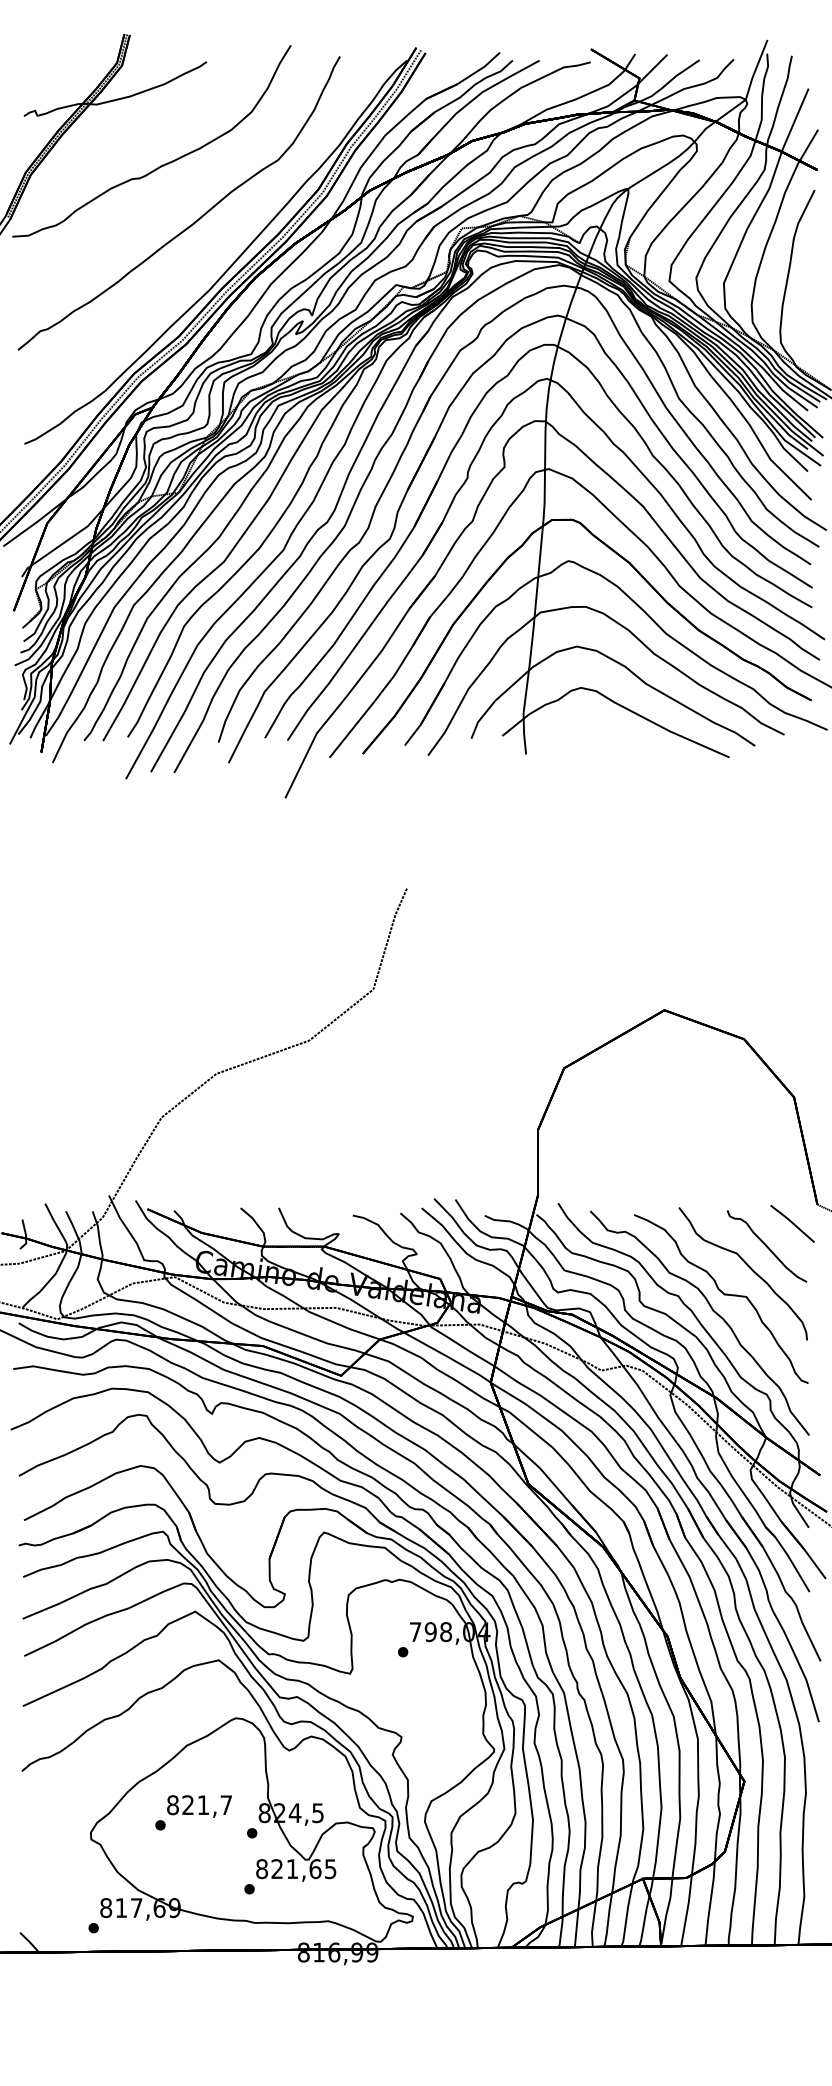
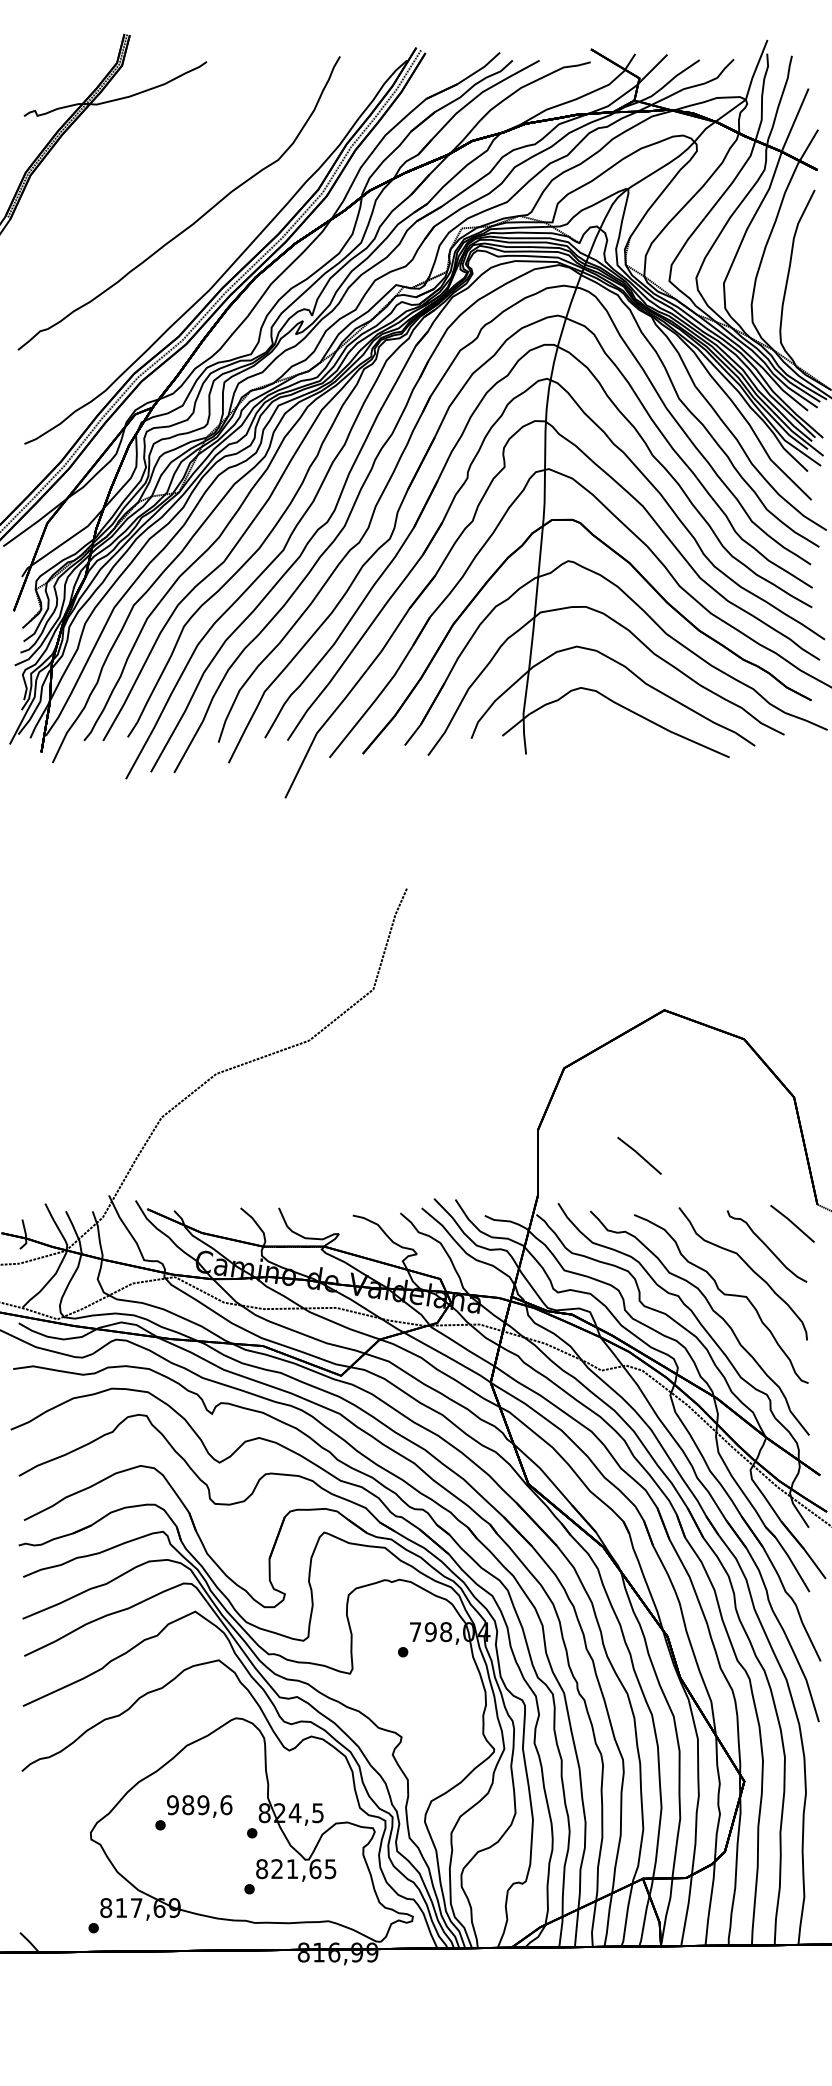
part: present -> none (162, 164)
line: none -> present (639, 1155)
text: 821,7 -> 989,6 (199, 1805)
